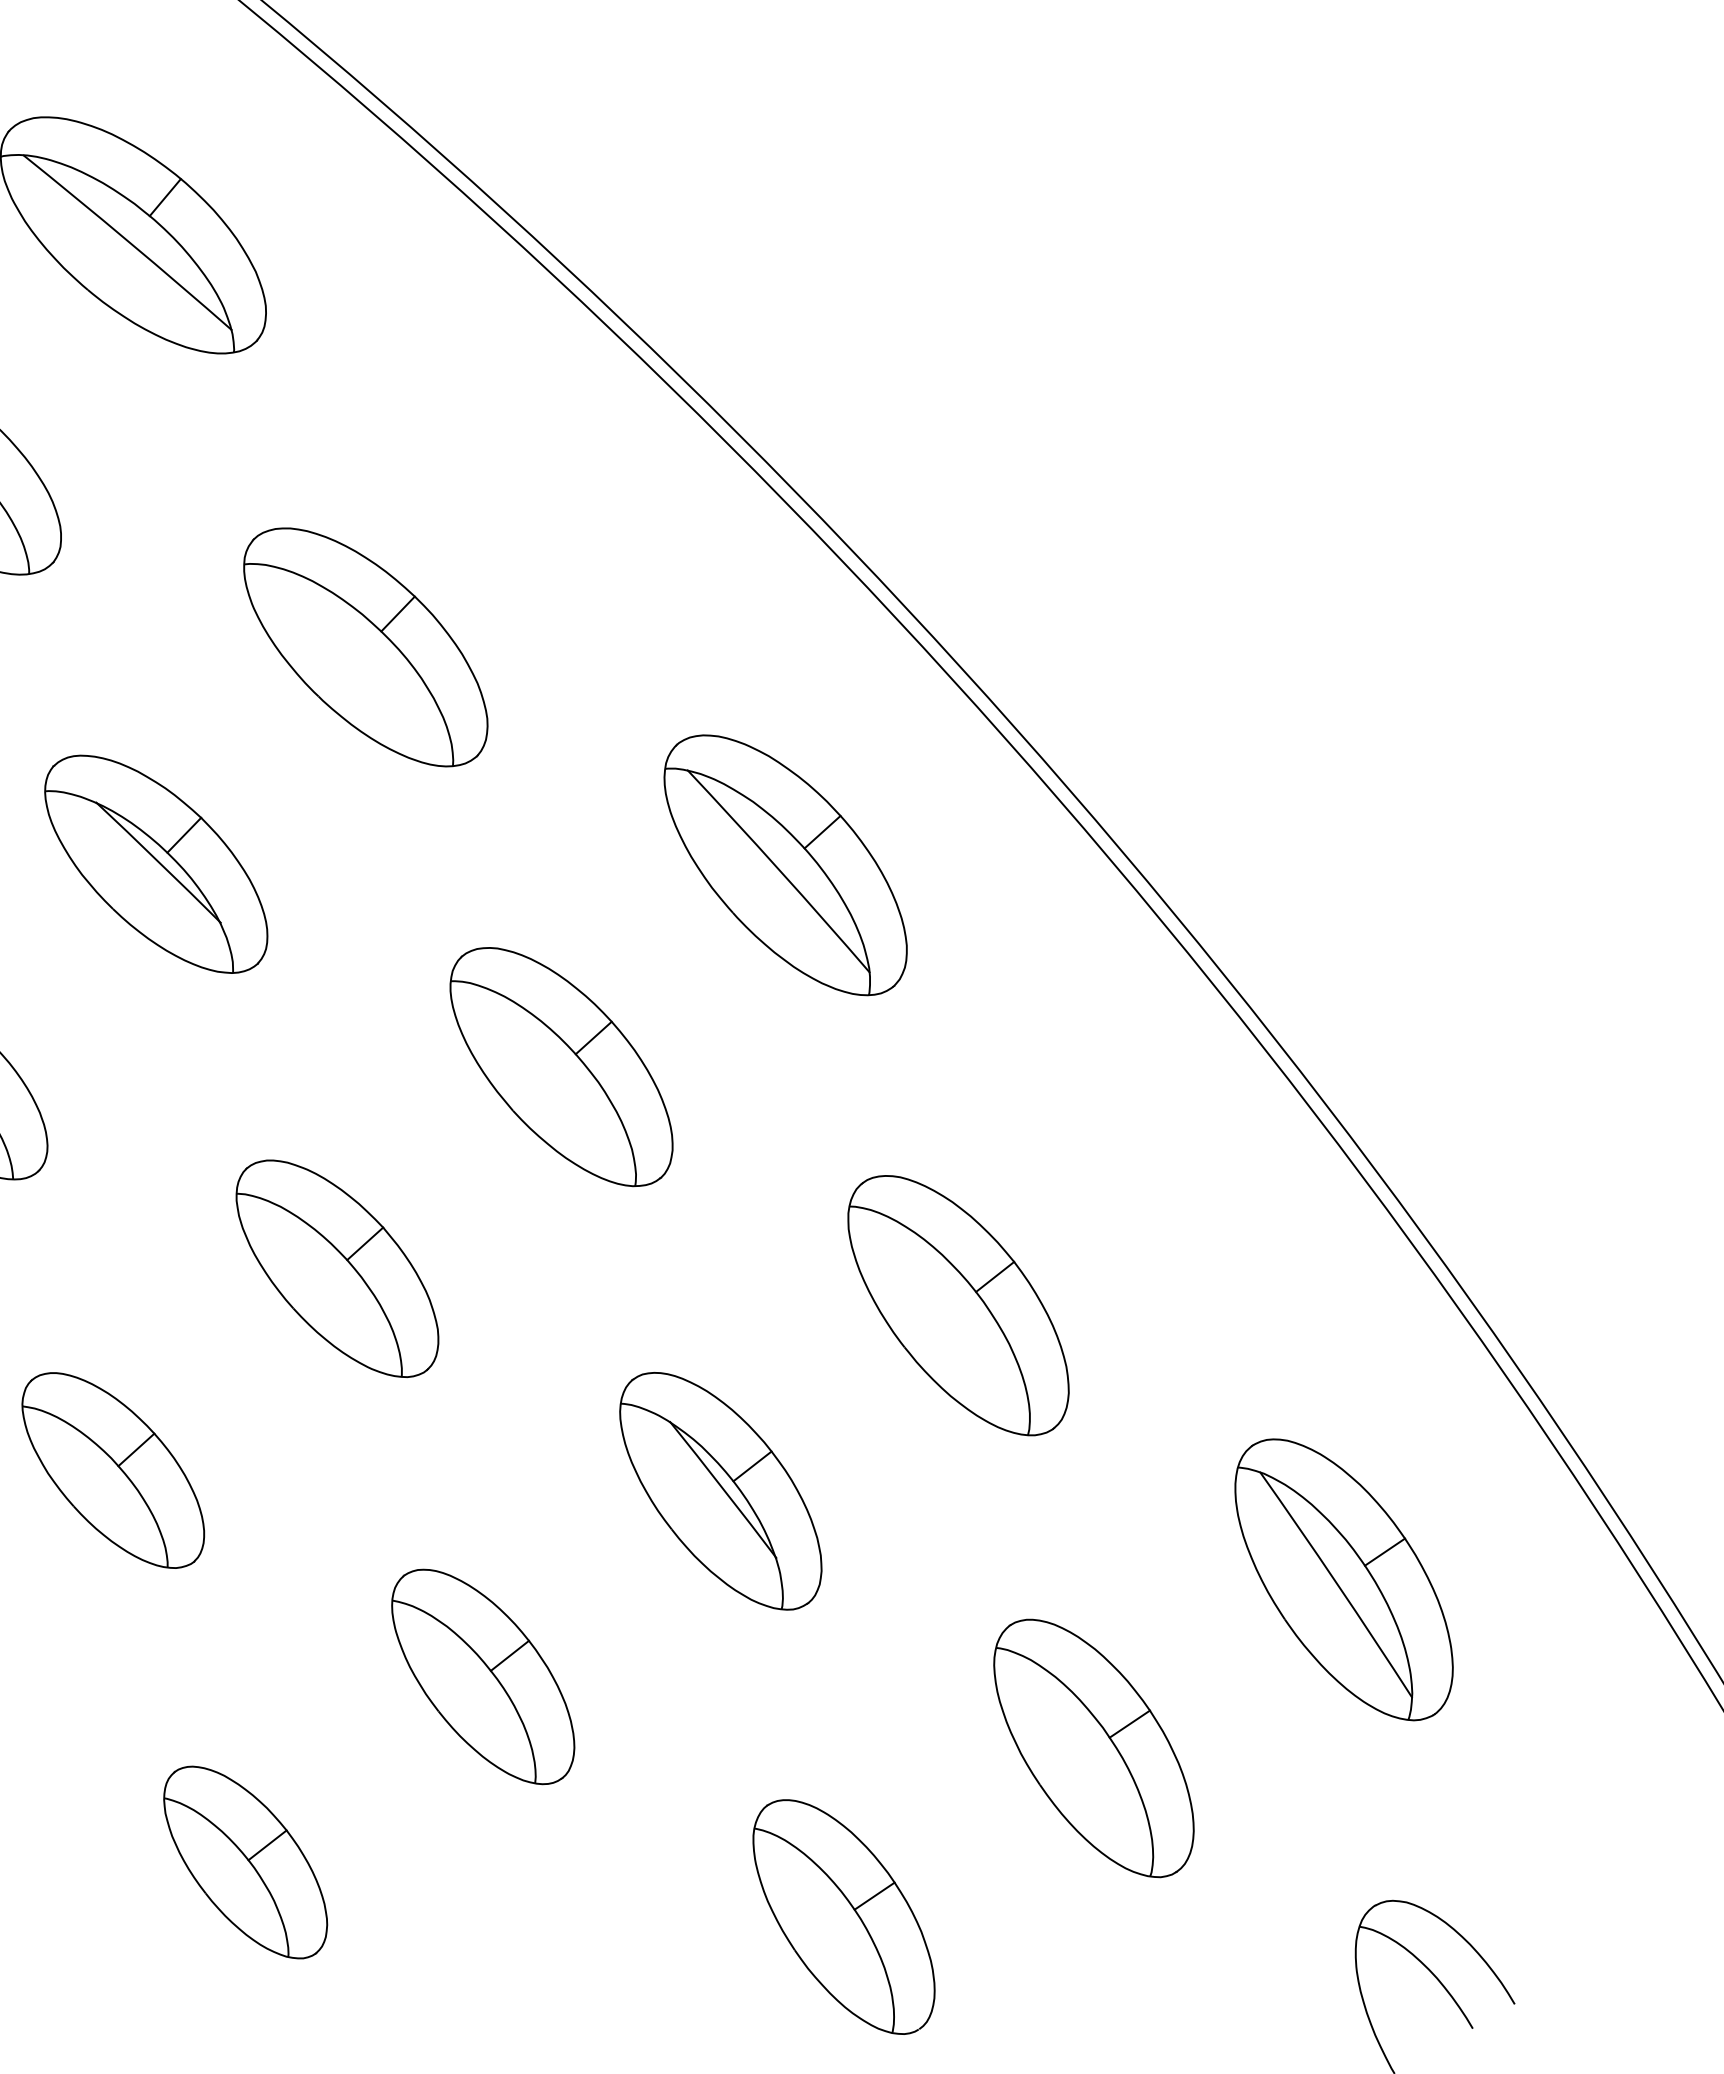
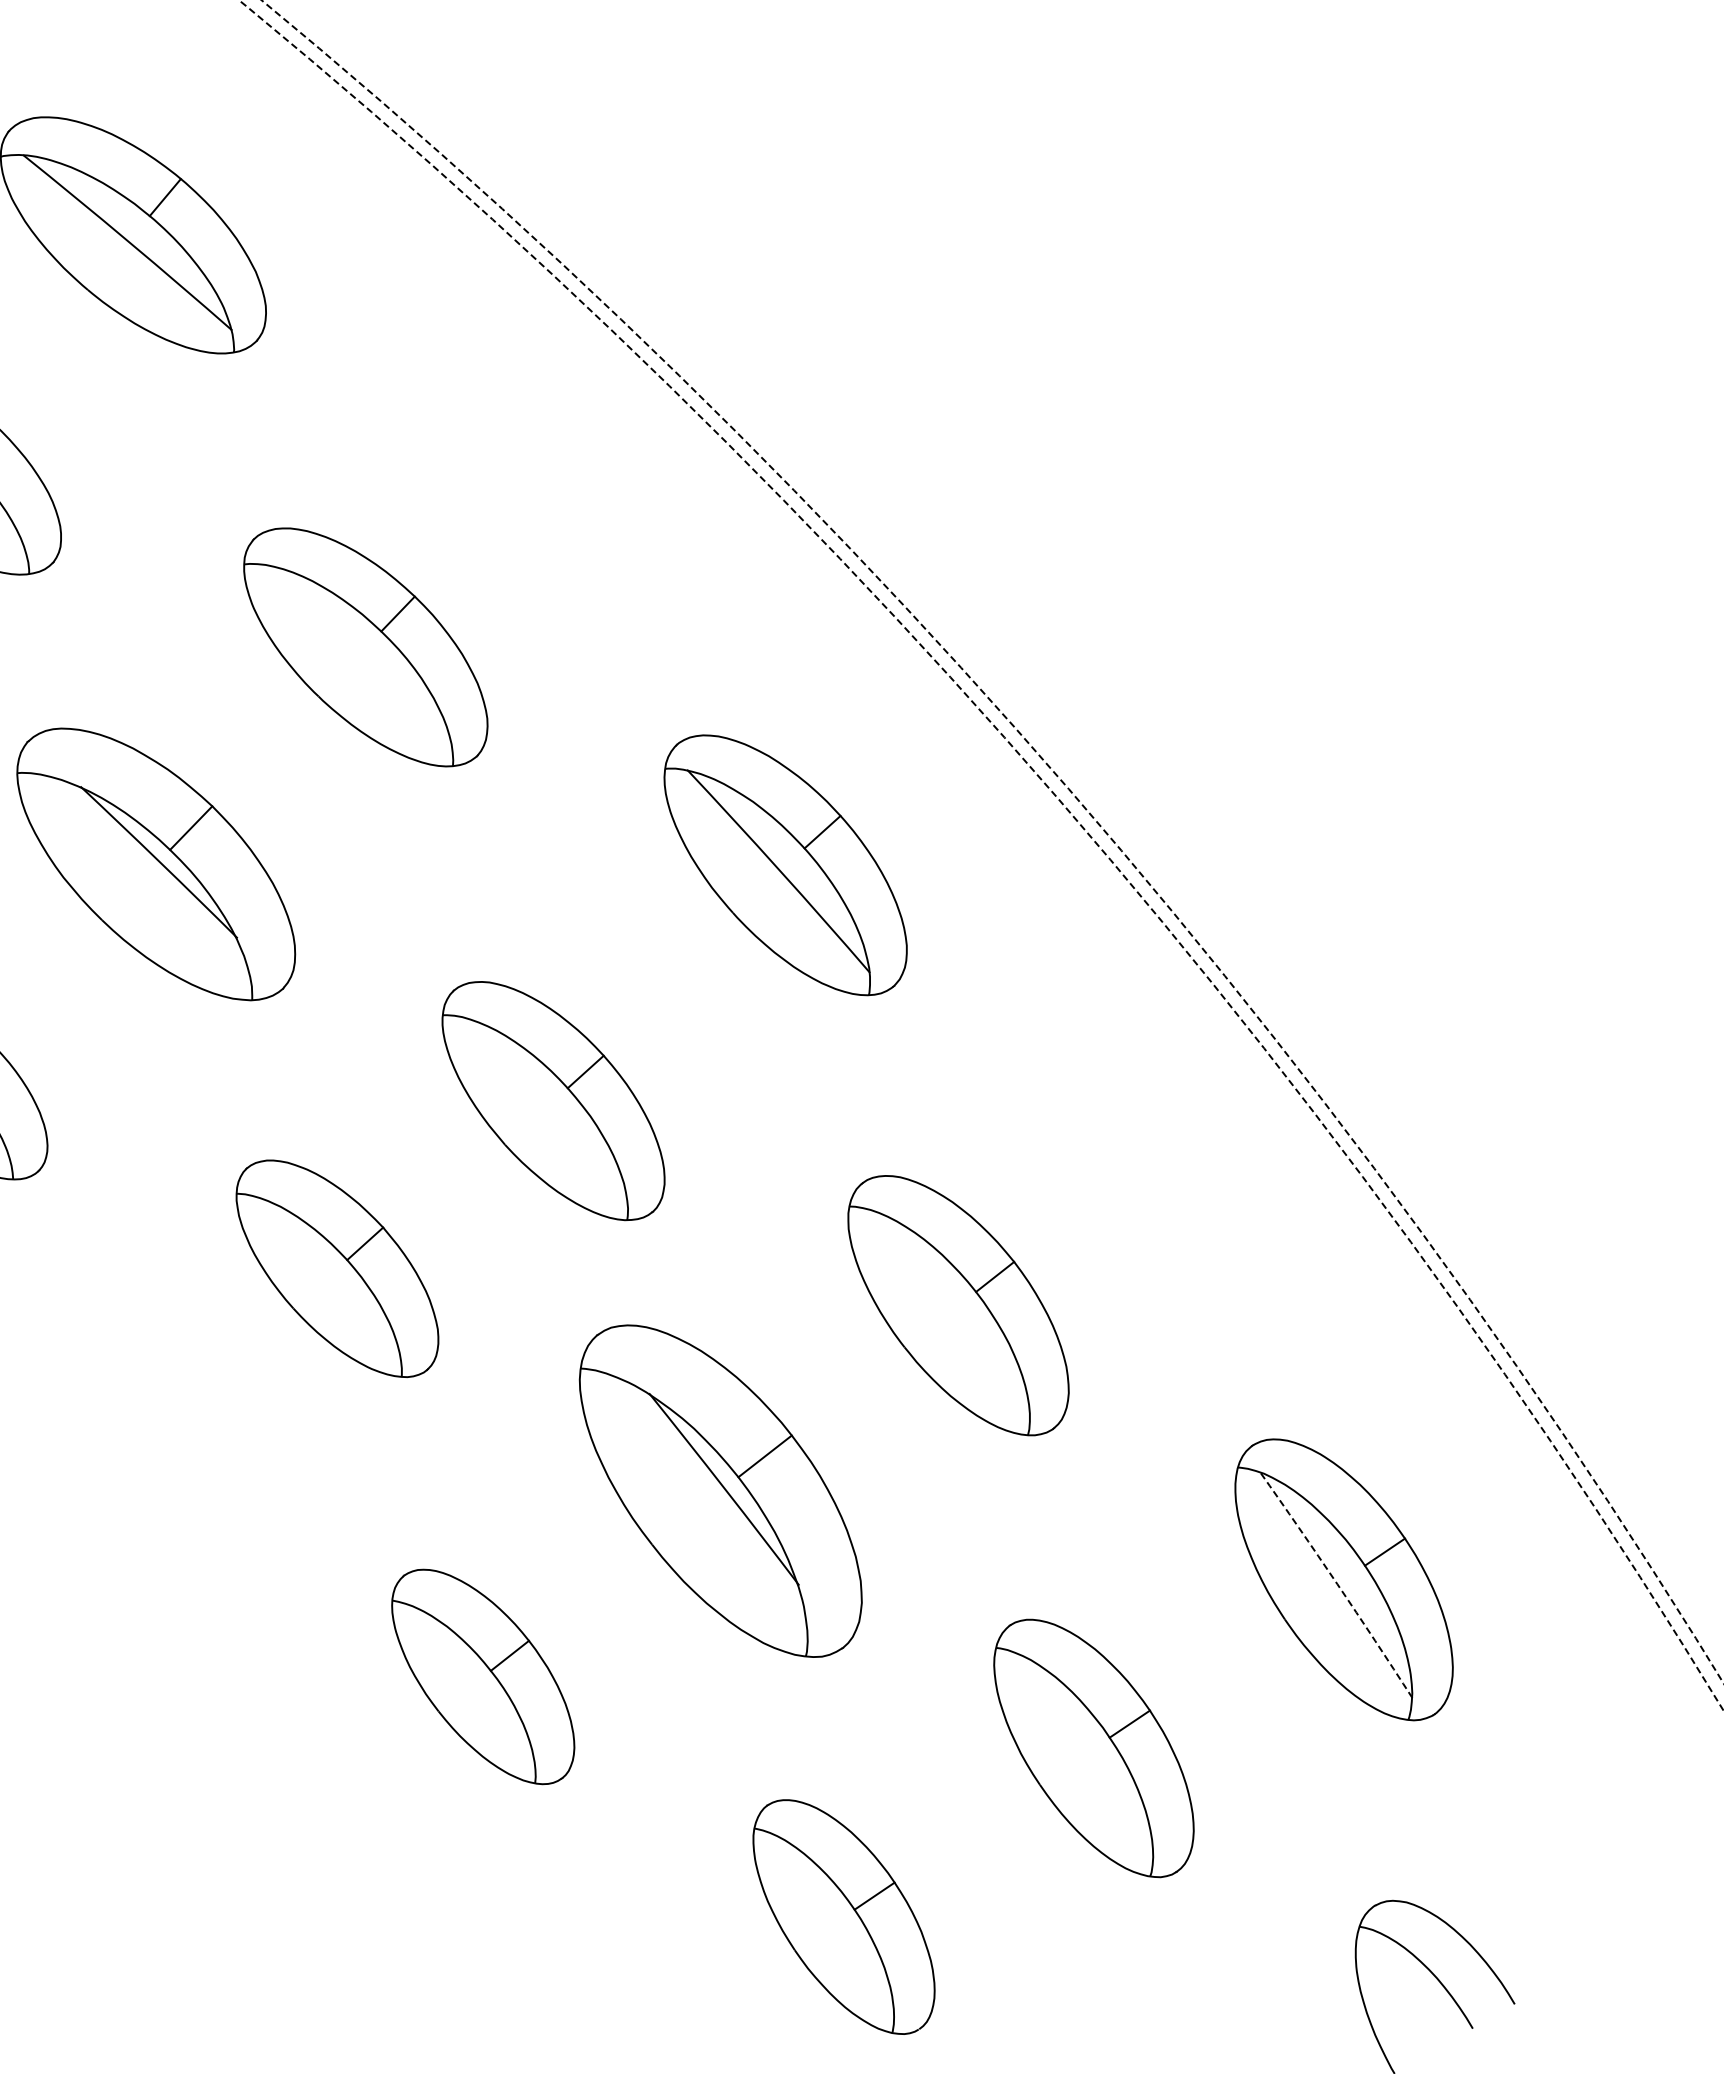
circle: solid -> dashed (992, 841)
circle: solid -> dashed (981, 855)
part size: 225x220 px -> 281x275 px (156, 864)
part position: (561, 1067) -> (553, 1101) (553, 1101)
part: present -> none (113, 1470)
part size: 204x239 px -> 285x334 px (720, 1490)
arc: solid -> dashed (1337, 1584)
part: present -> none (245, 1862)
